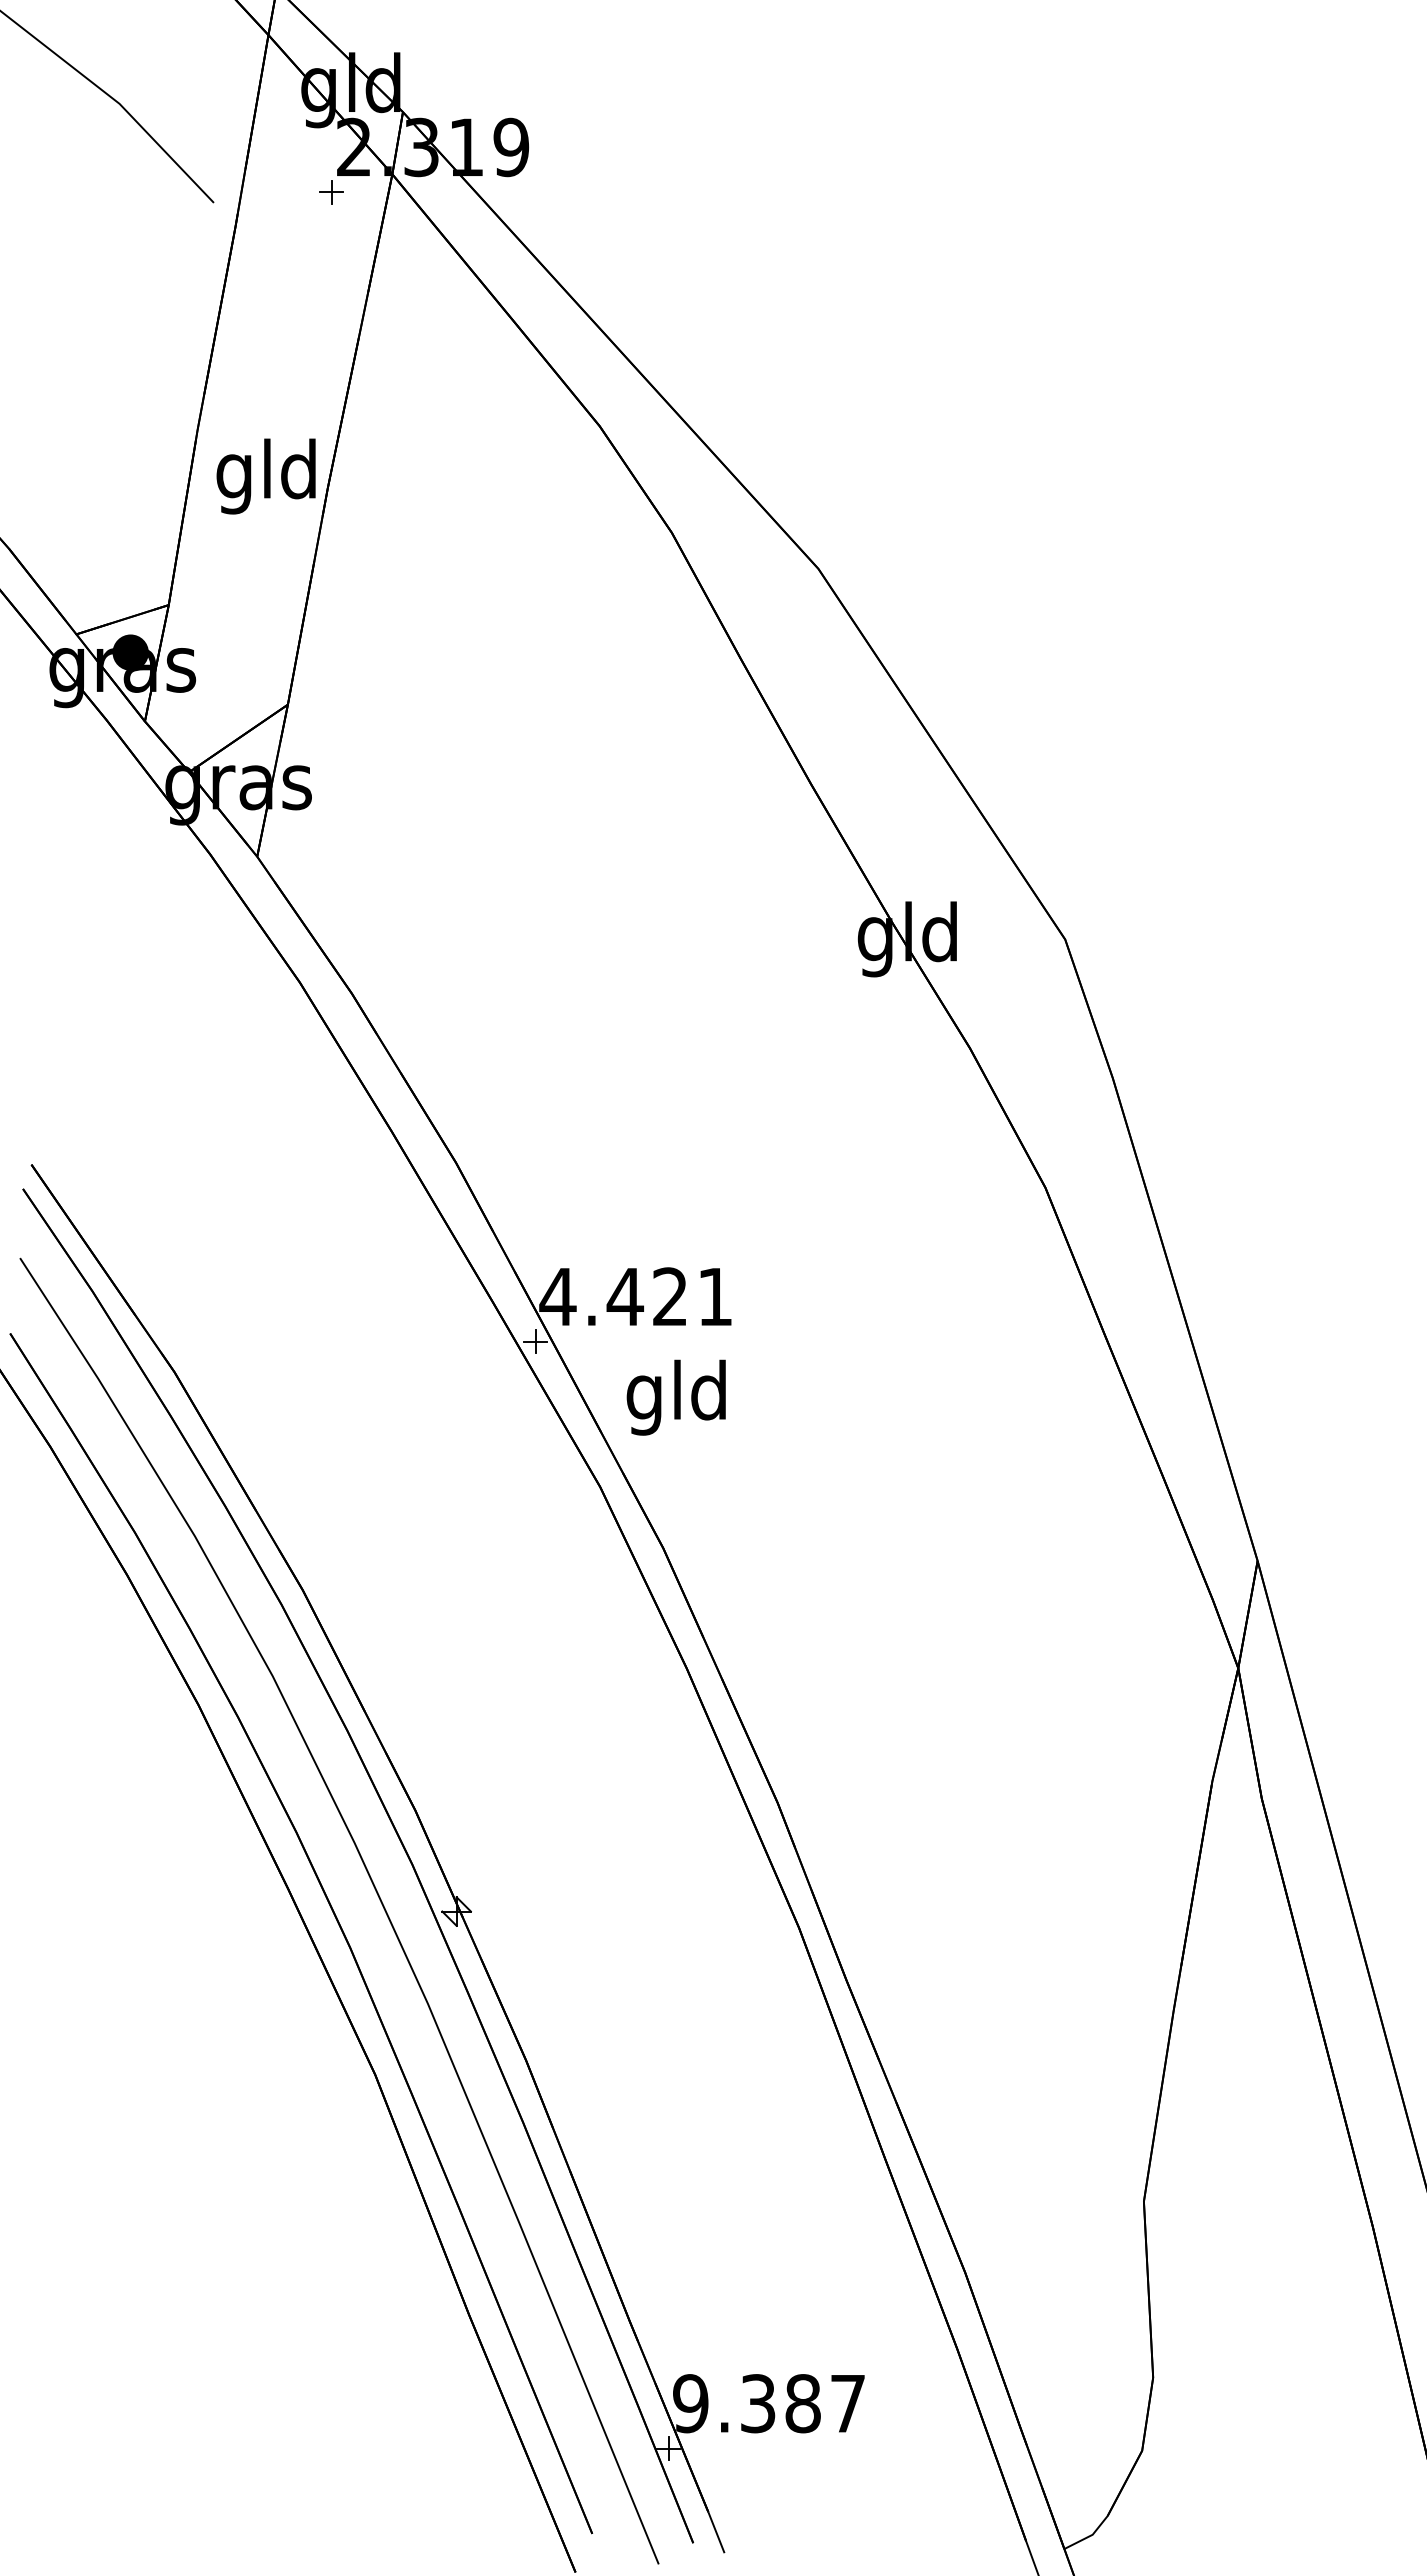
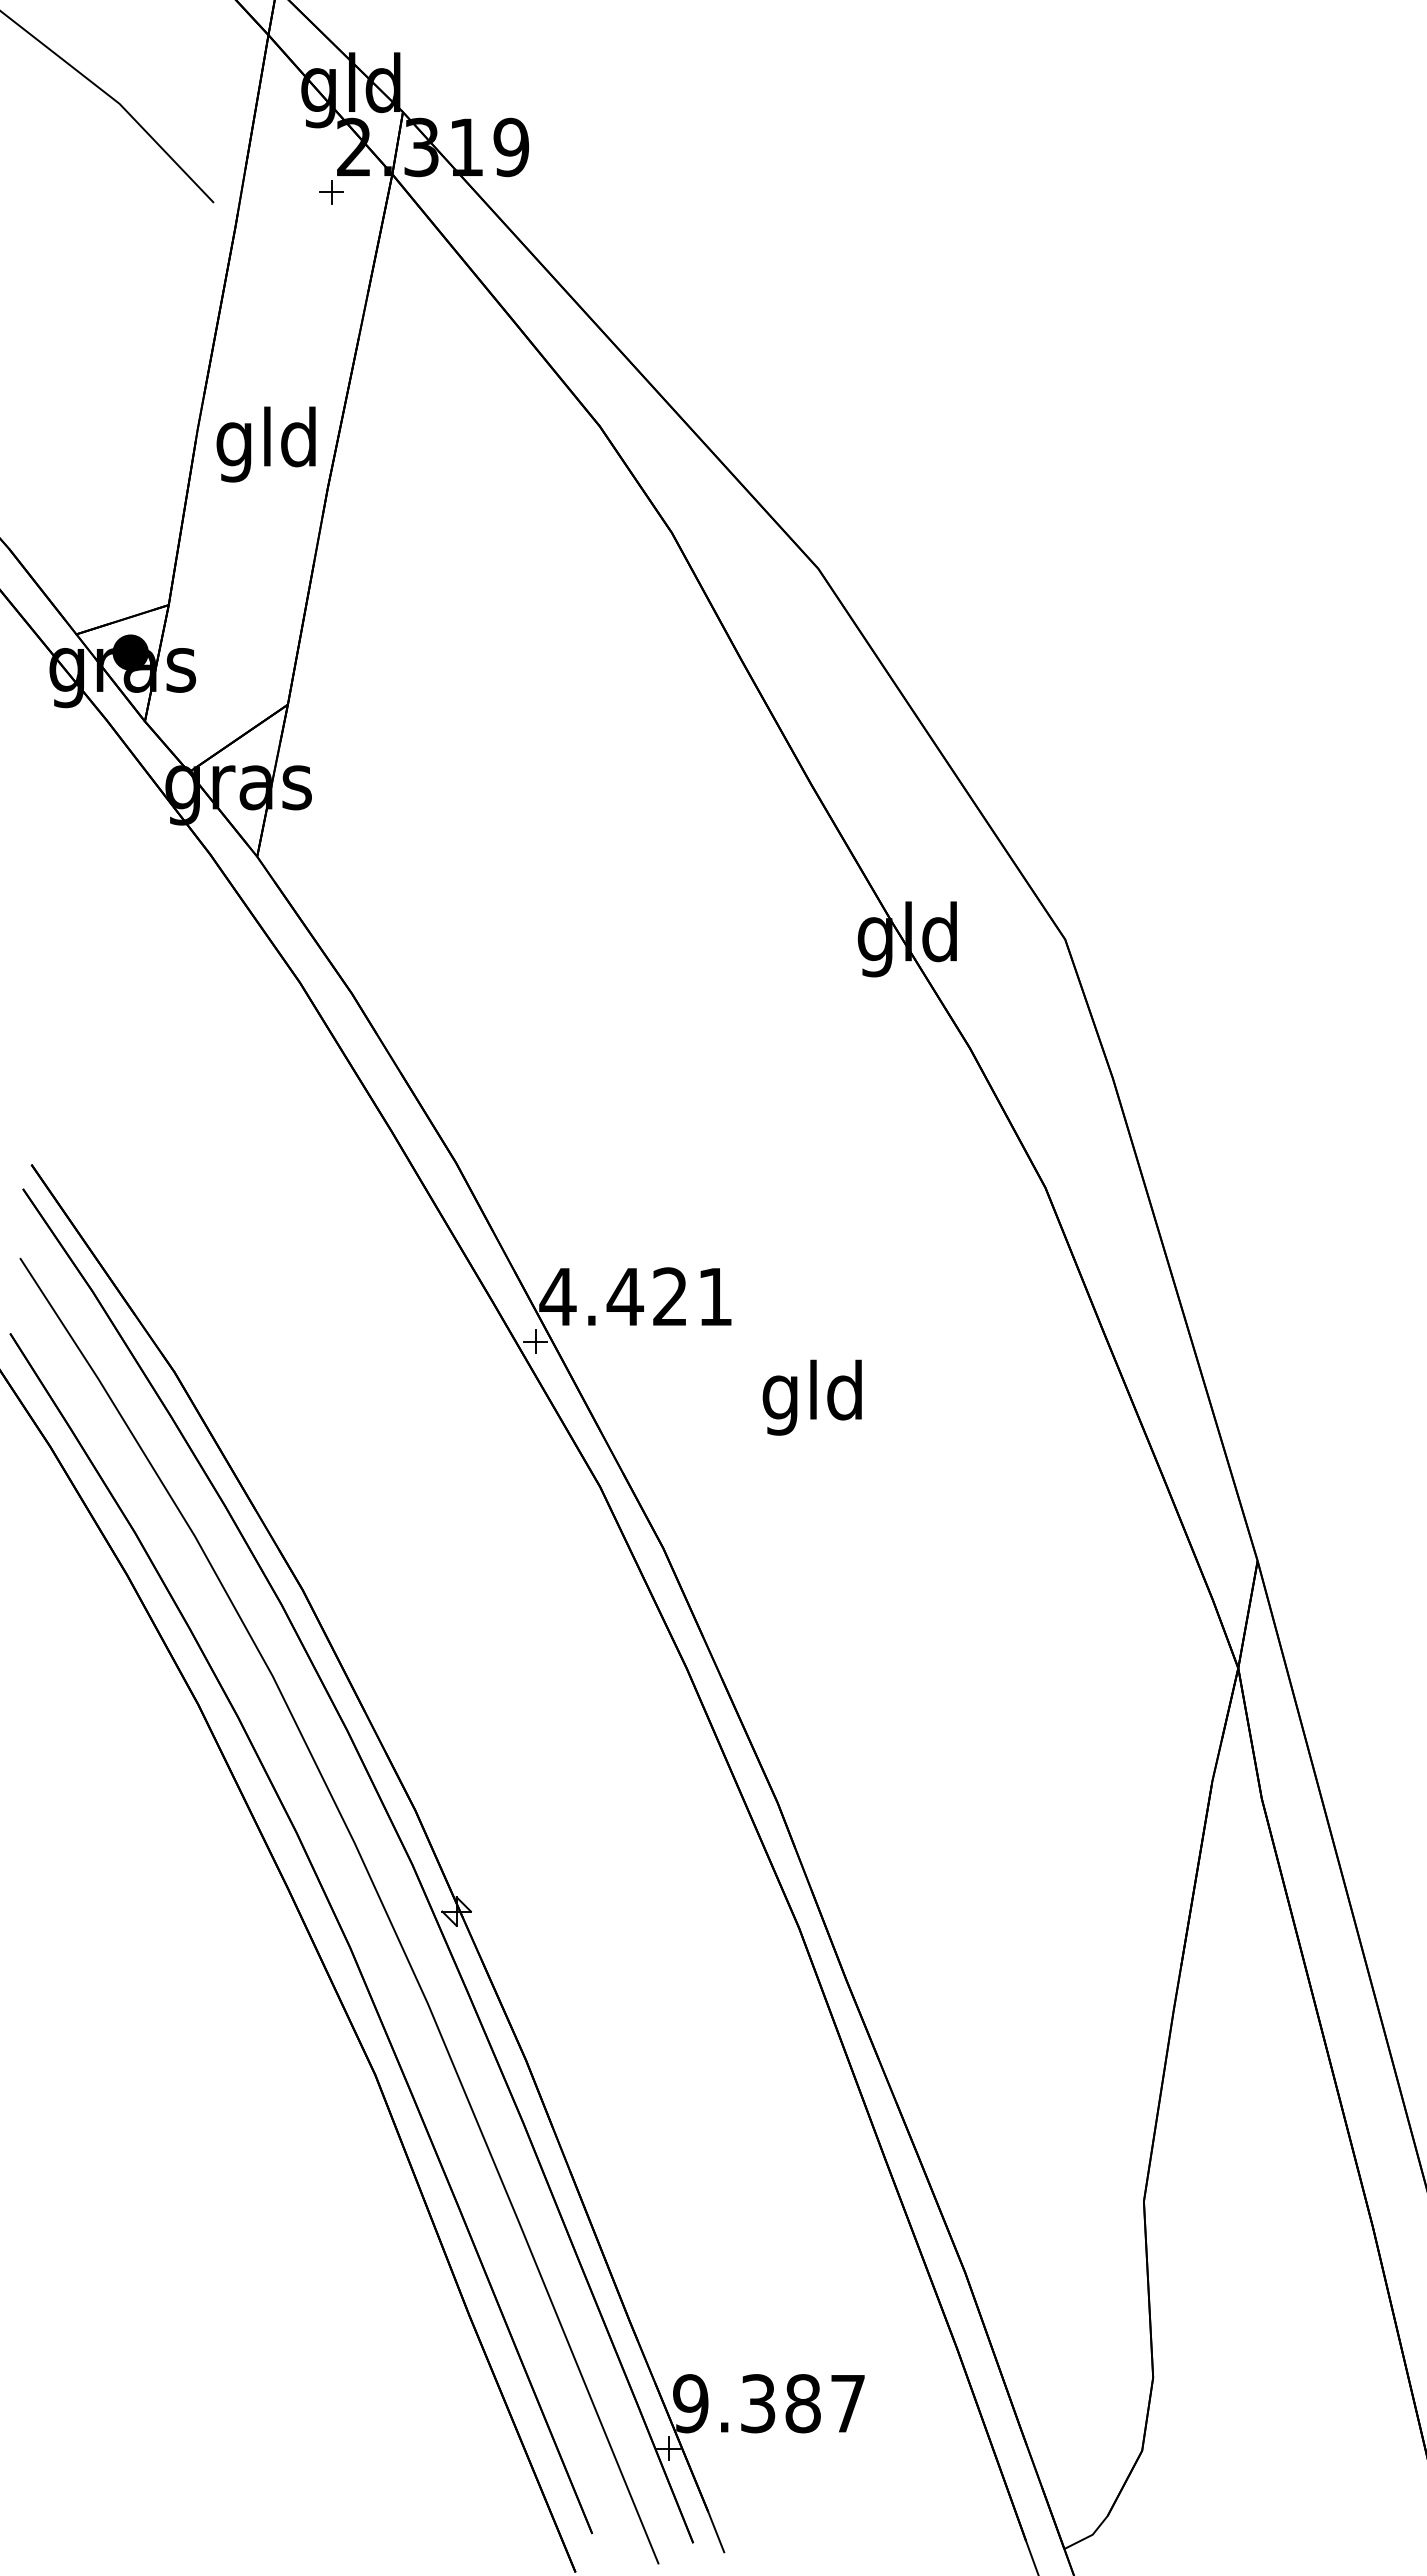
text position: (265, 476) -> (265, 444) (265, 444)
text position: (675, 1397) -> (811, 1397) (811, 1397)
